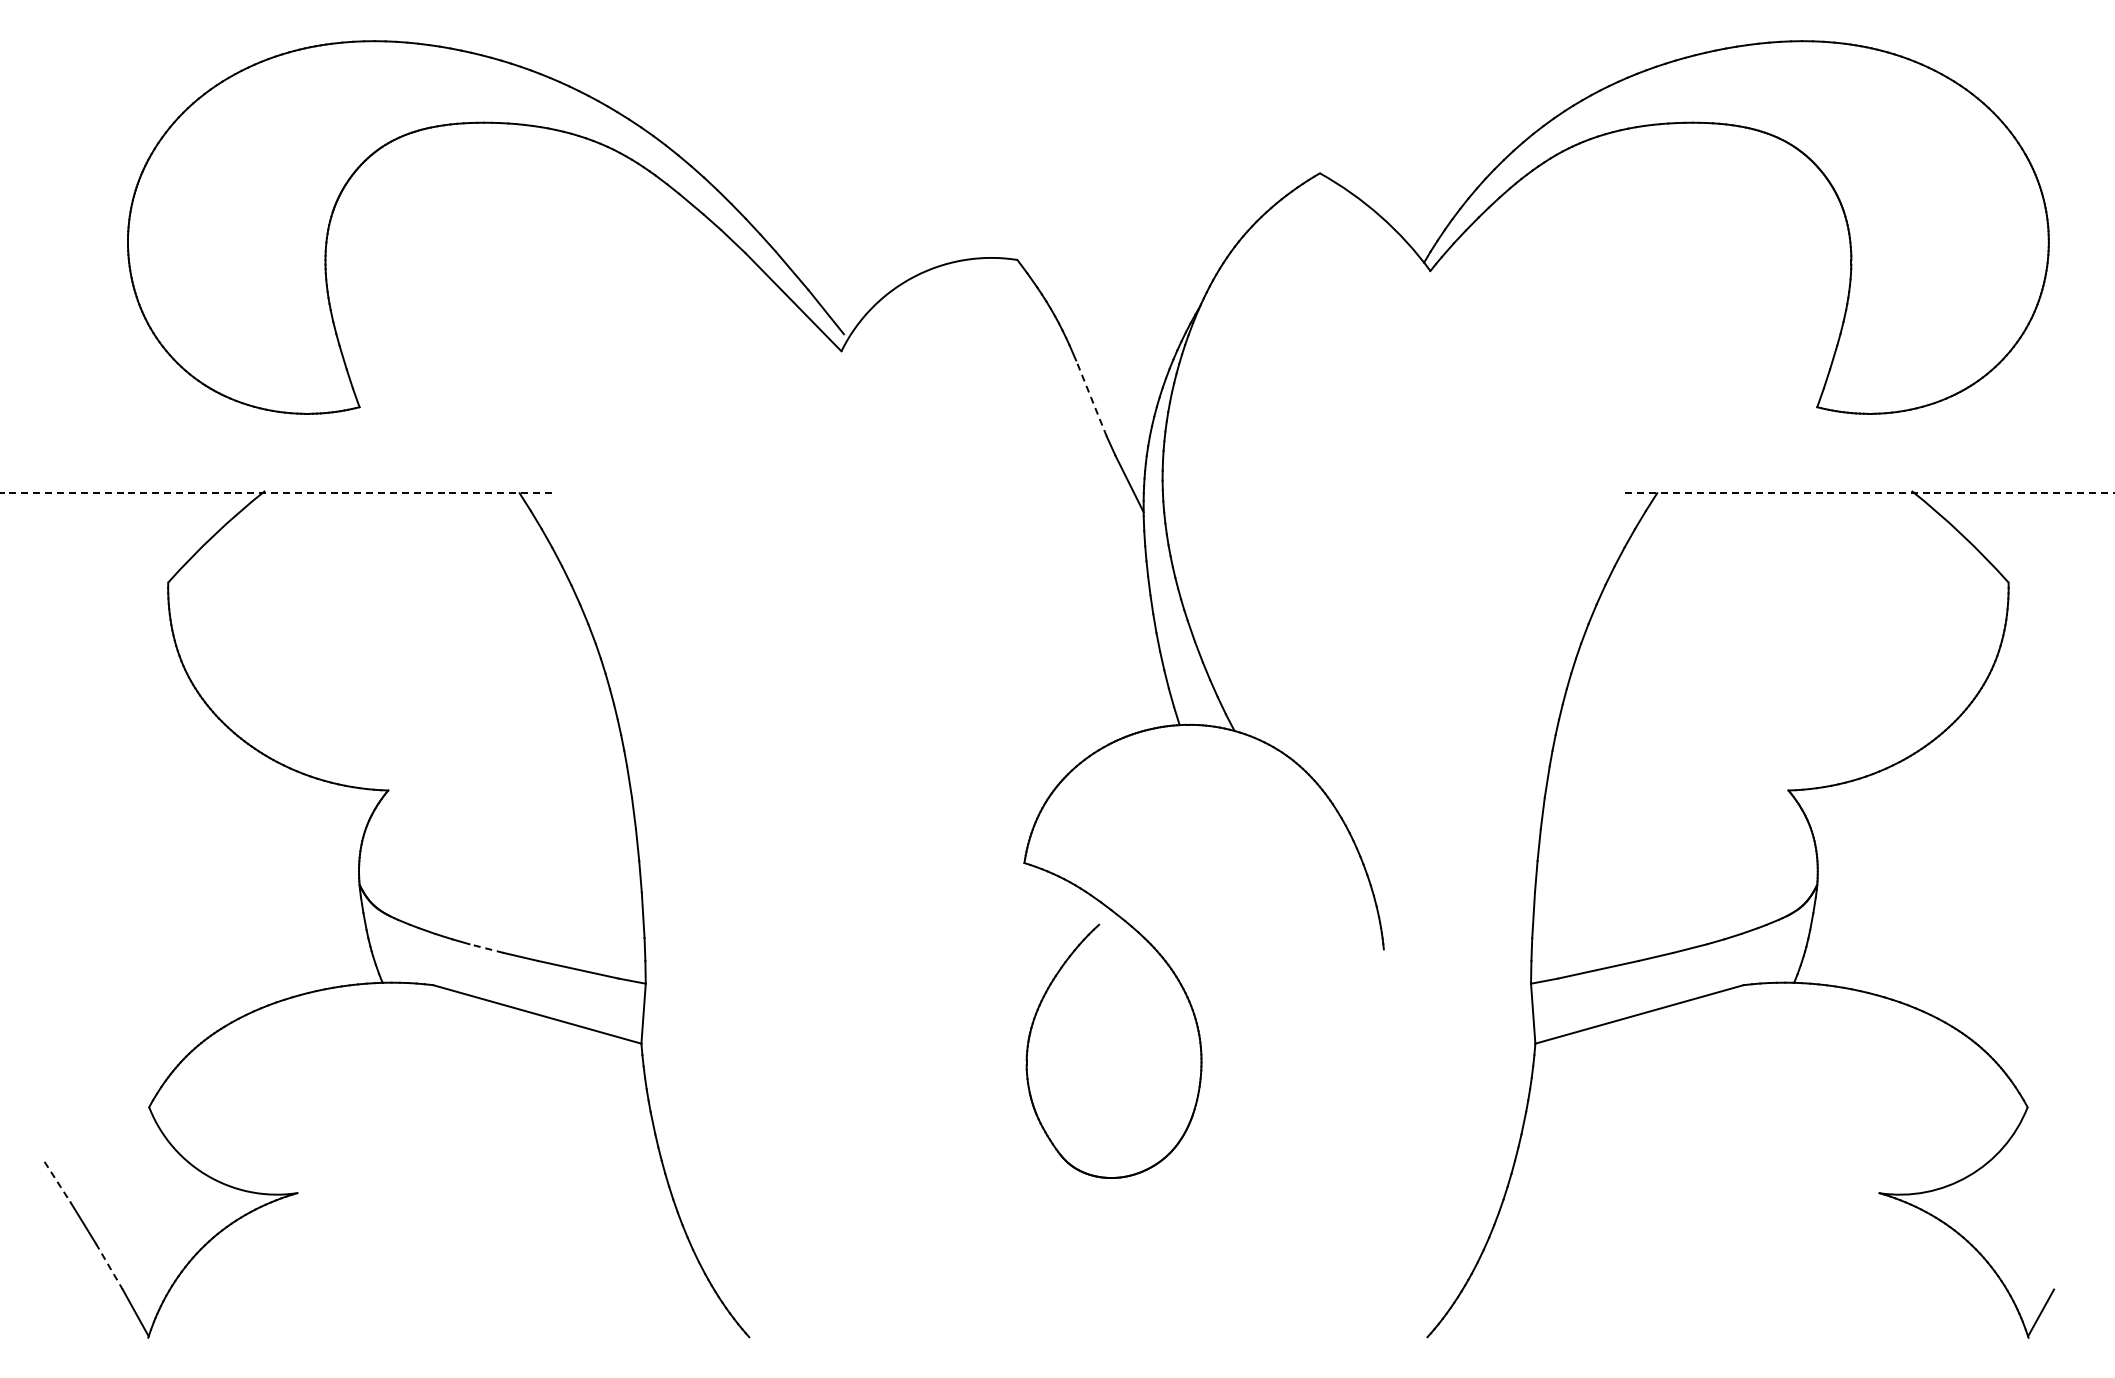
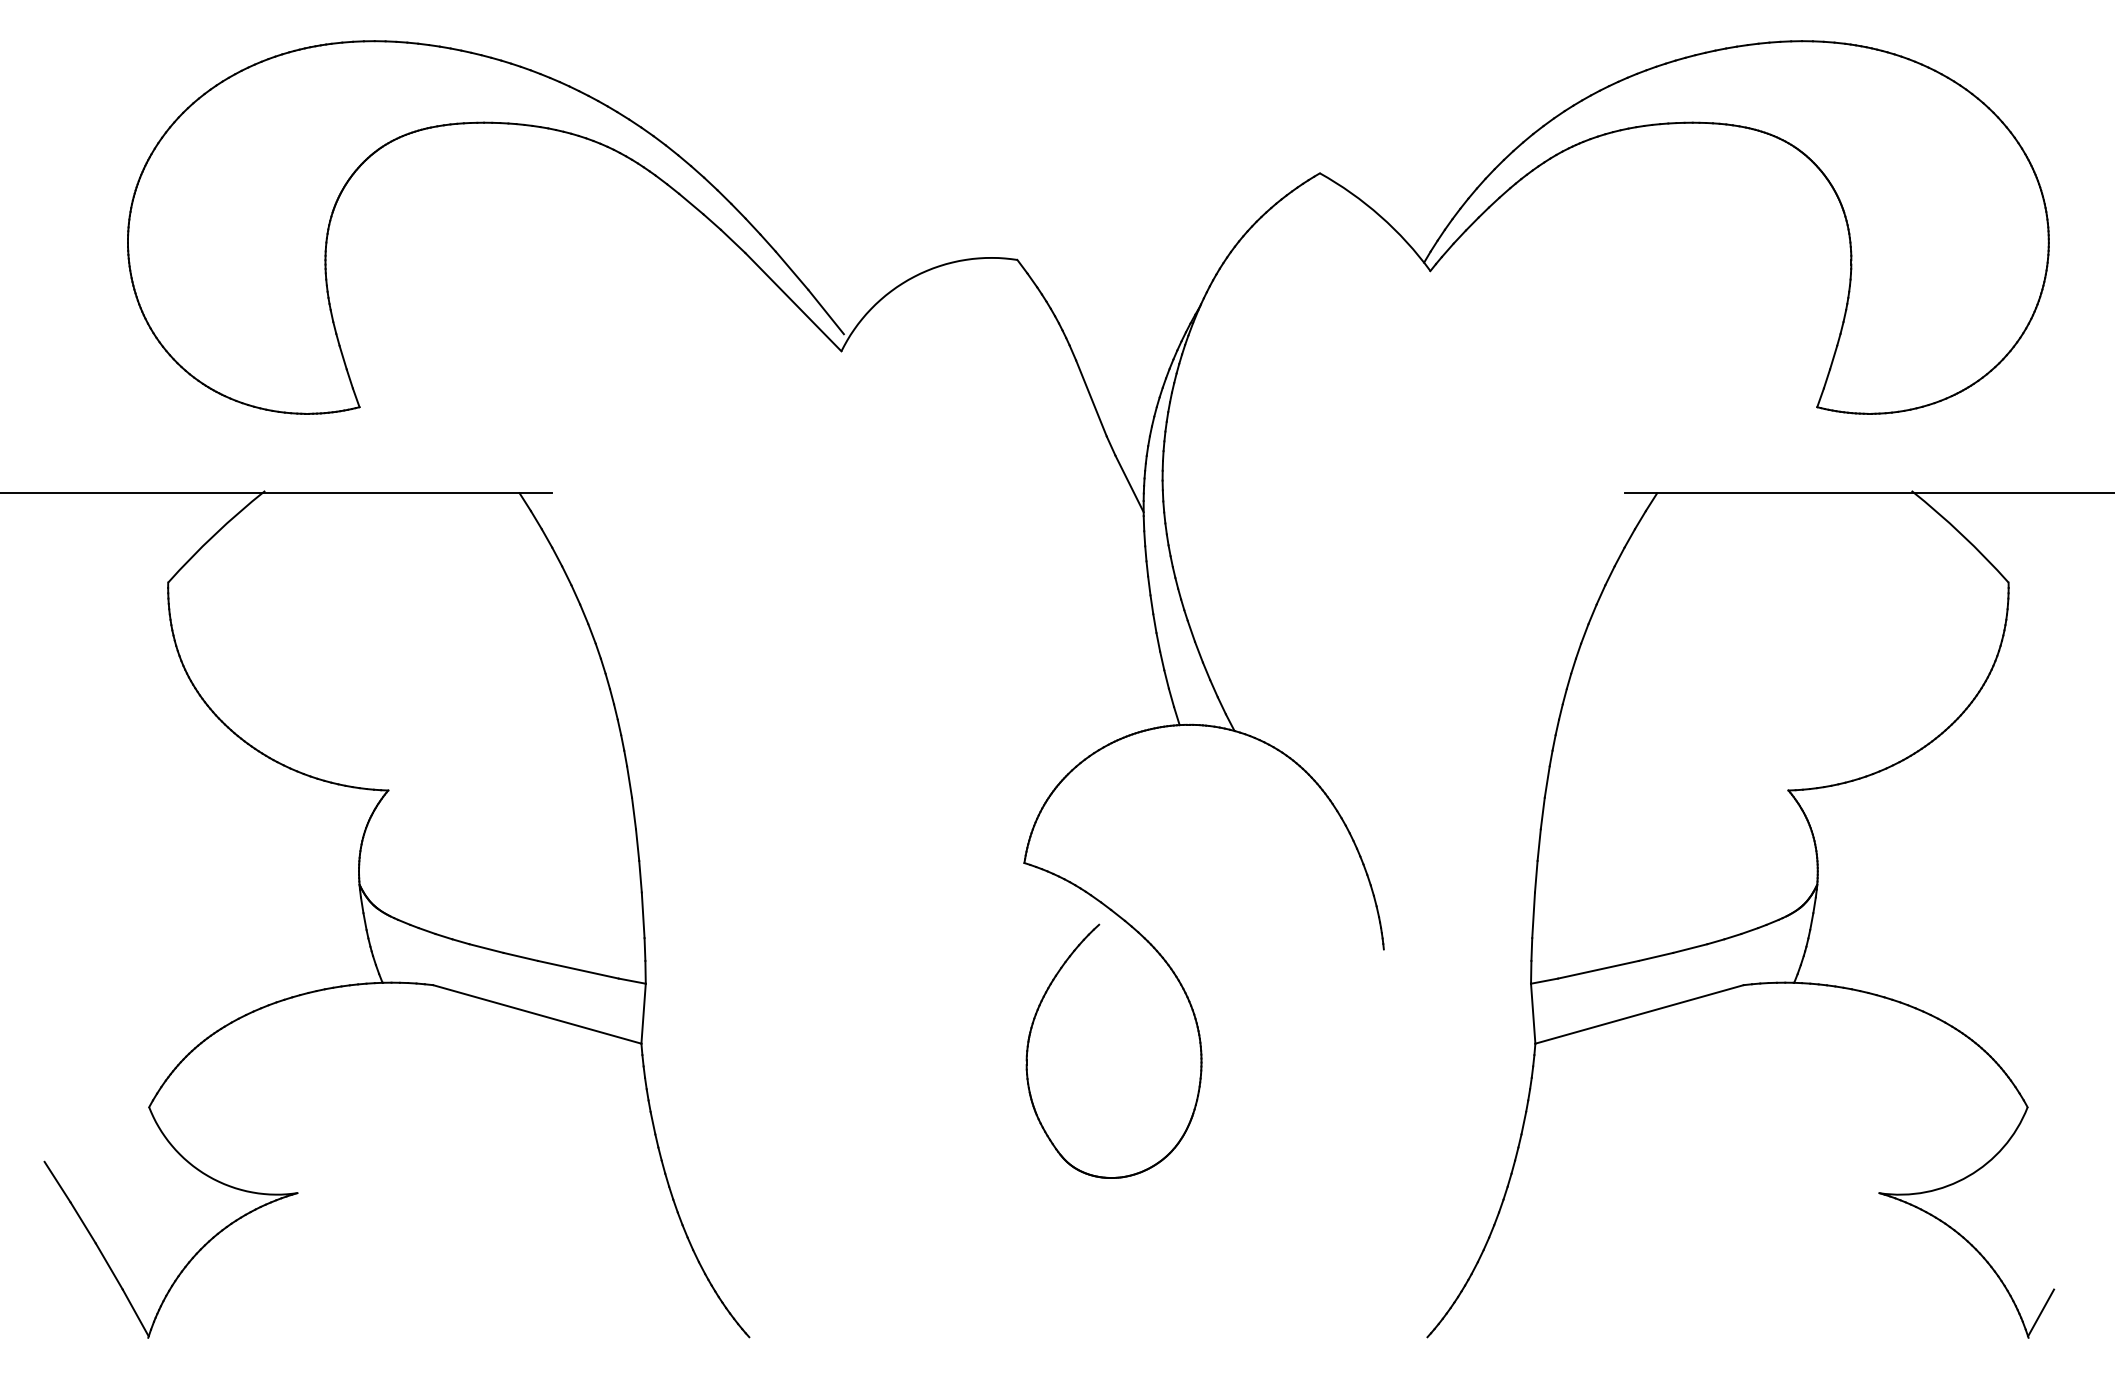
line: dashed -> solid (1091, 398)
line: dashed -> solid (275, 493)
line: dashed -> solid (1870, 493)
line: dashed -> solid (486, 948)
line: dashed -> solid (57, 1182)
line: dashed -> solid (109, 1266)
